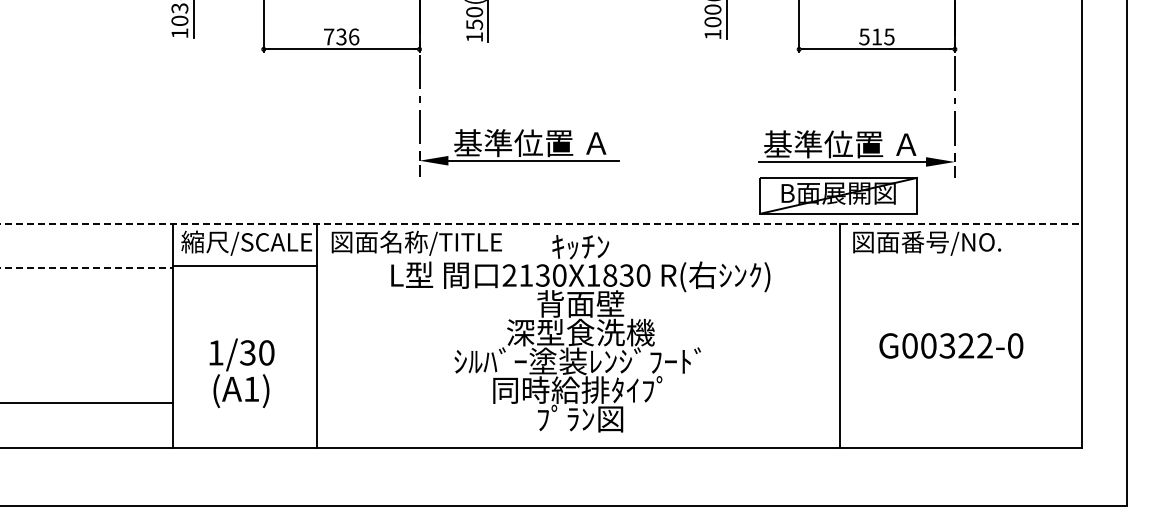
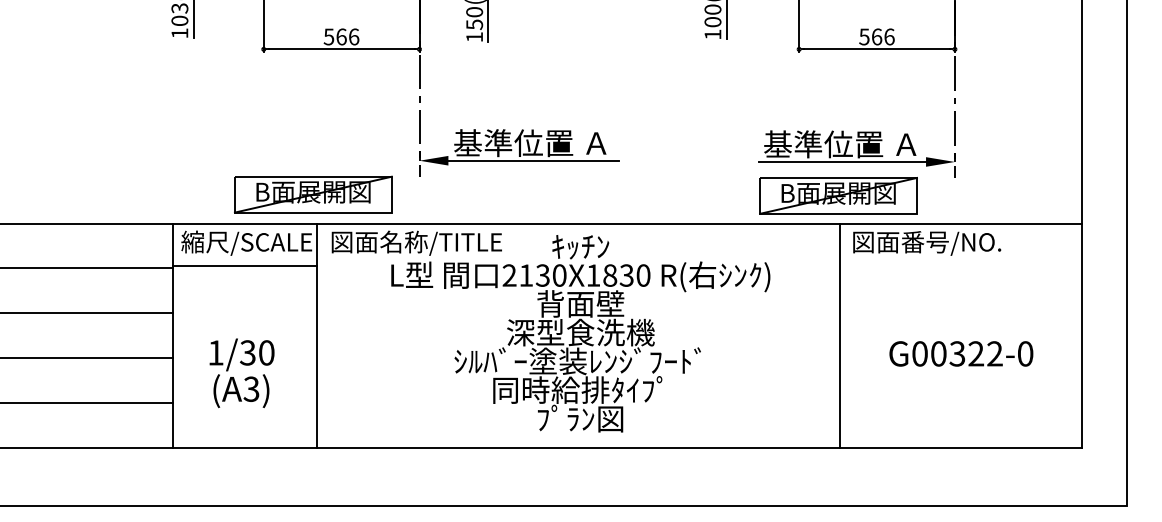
text: 736 -> 566 (334, 36)
text: 515 -> 566 (883, 36)
part: none -> present (313, 194)
line: dashed -> solid (541, 223)
line: dashed -> solid (86, 268)
line: none -> present (87, 313)
text position: (951, 345) -> (961, 353) (961, 353)
line: none -> present (87, 358)
text: (A1) -> (A3) (251, 388)
